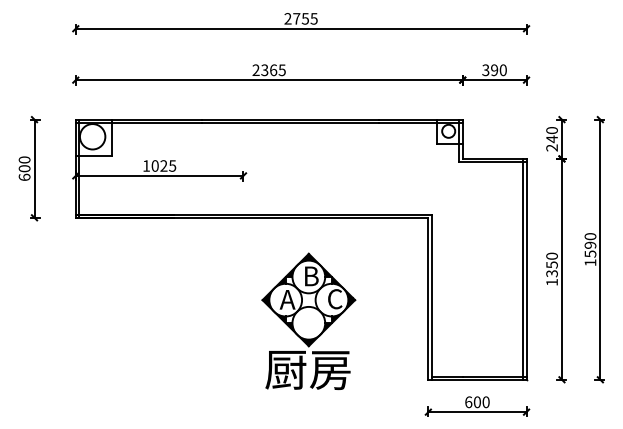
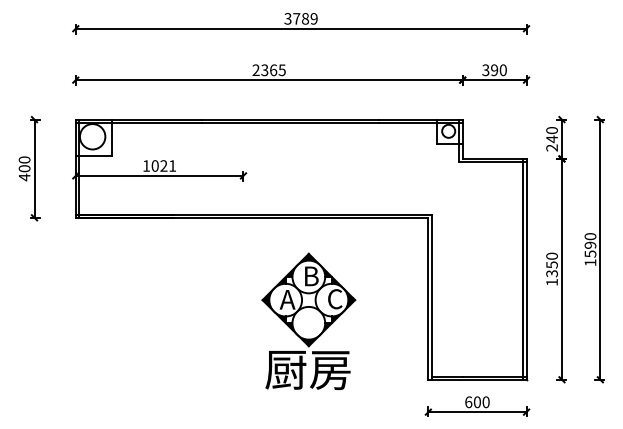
text: 2755 -> 3789 (300, 18)
text: 1025 -> 1021 (172, 165)
text: 600 -> 400 (24, 177)
